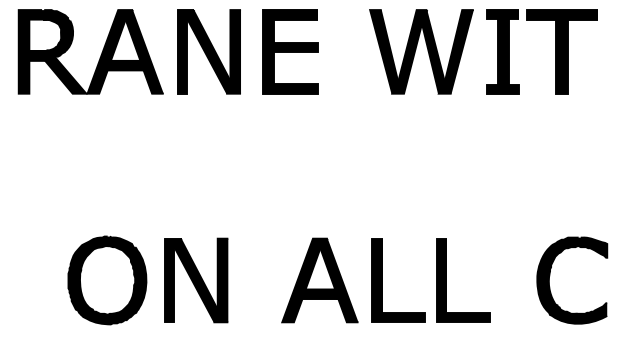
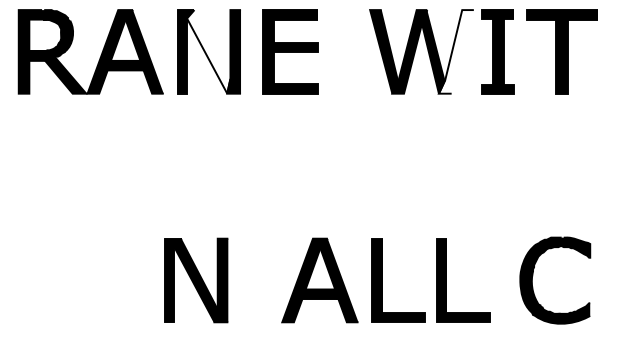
fill: present -> none (208, 51)
fill: present -> none (455, 51)
part position: (502, 51) -> (497, 51) (497, 51)
part position: (550, 275) -> (533, 275) (533, 275)
part: present -> none (107, 280)
